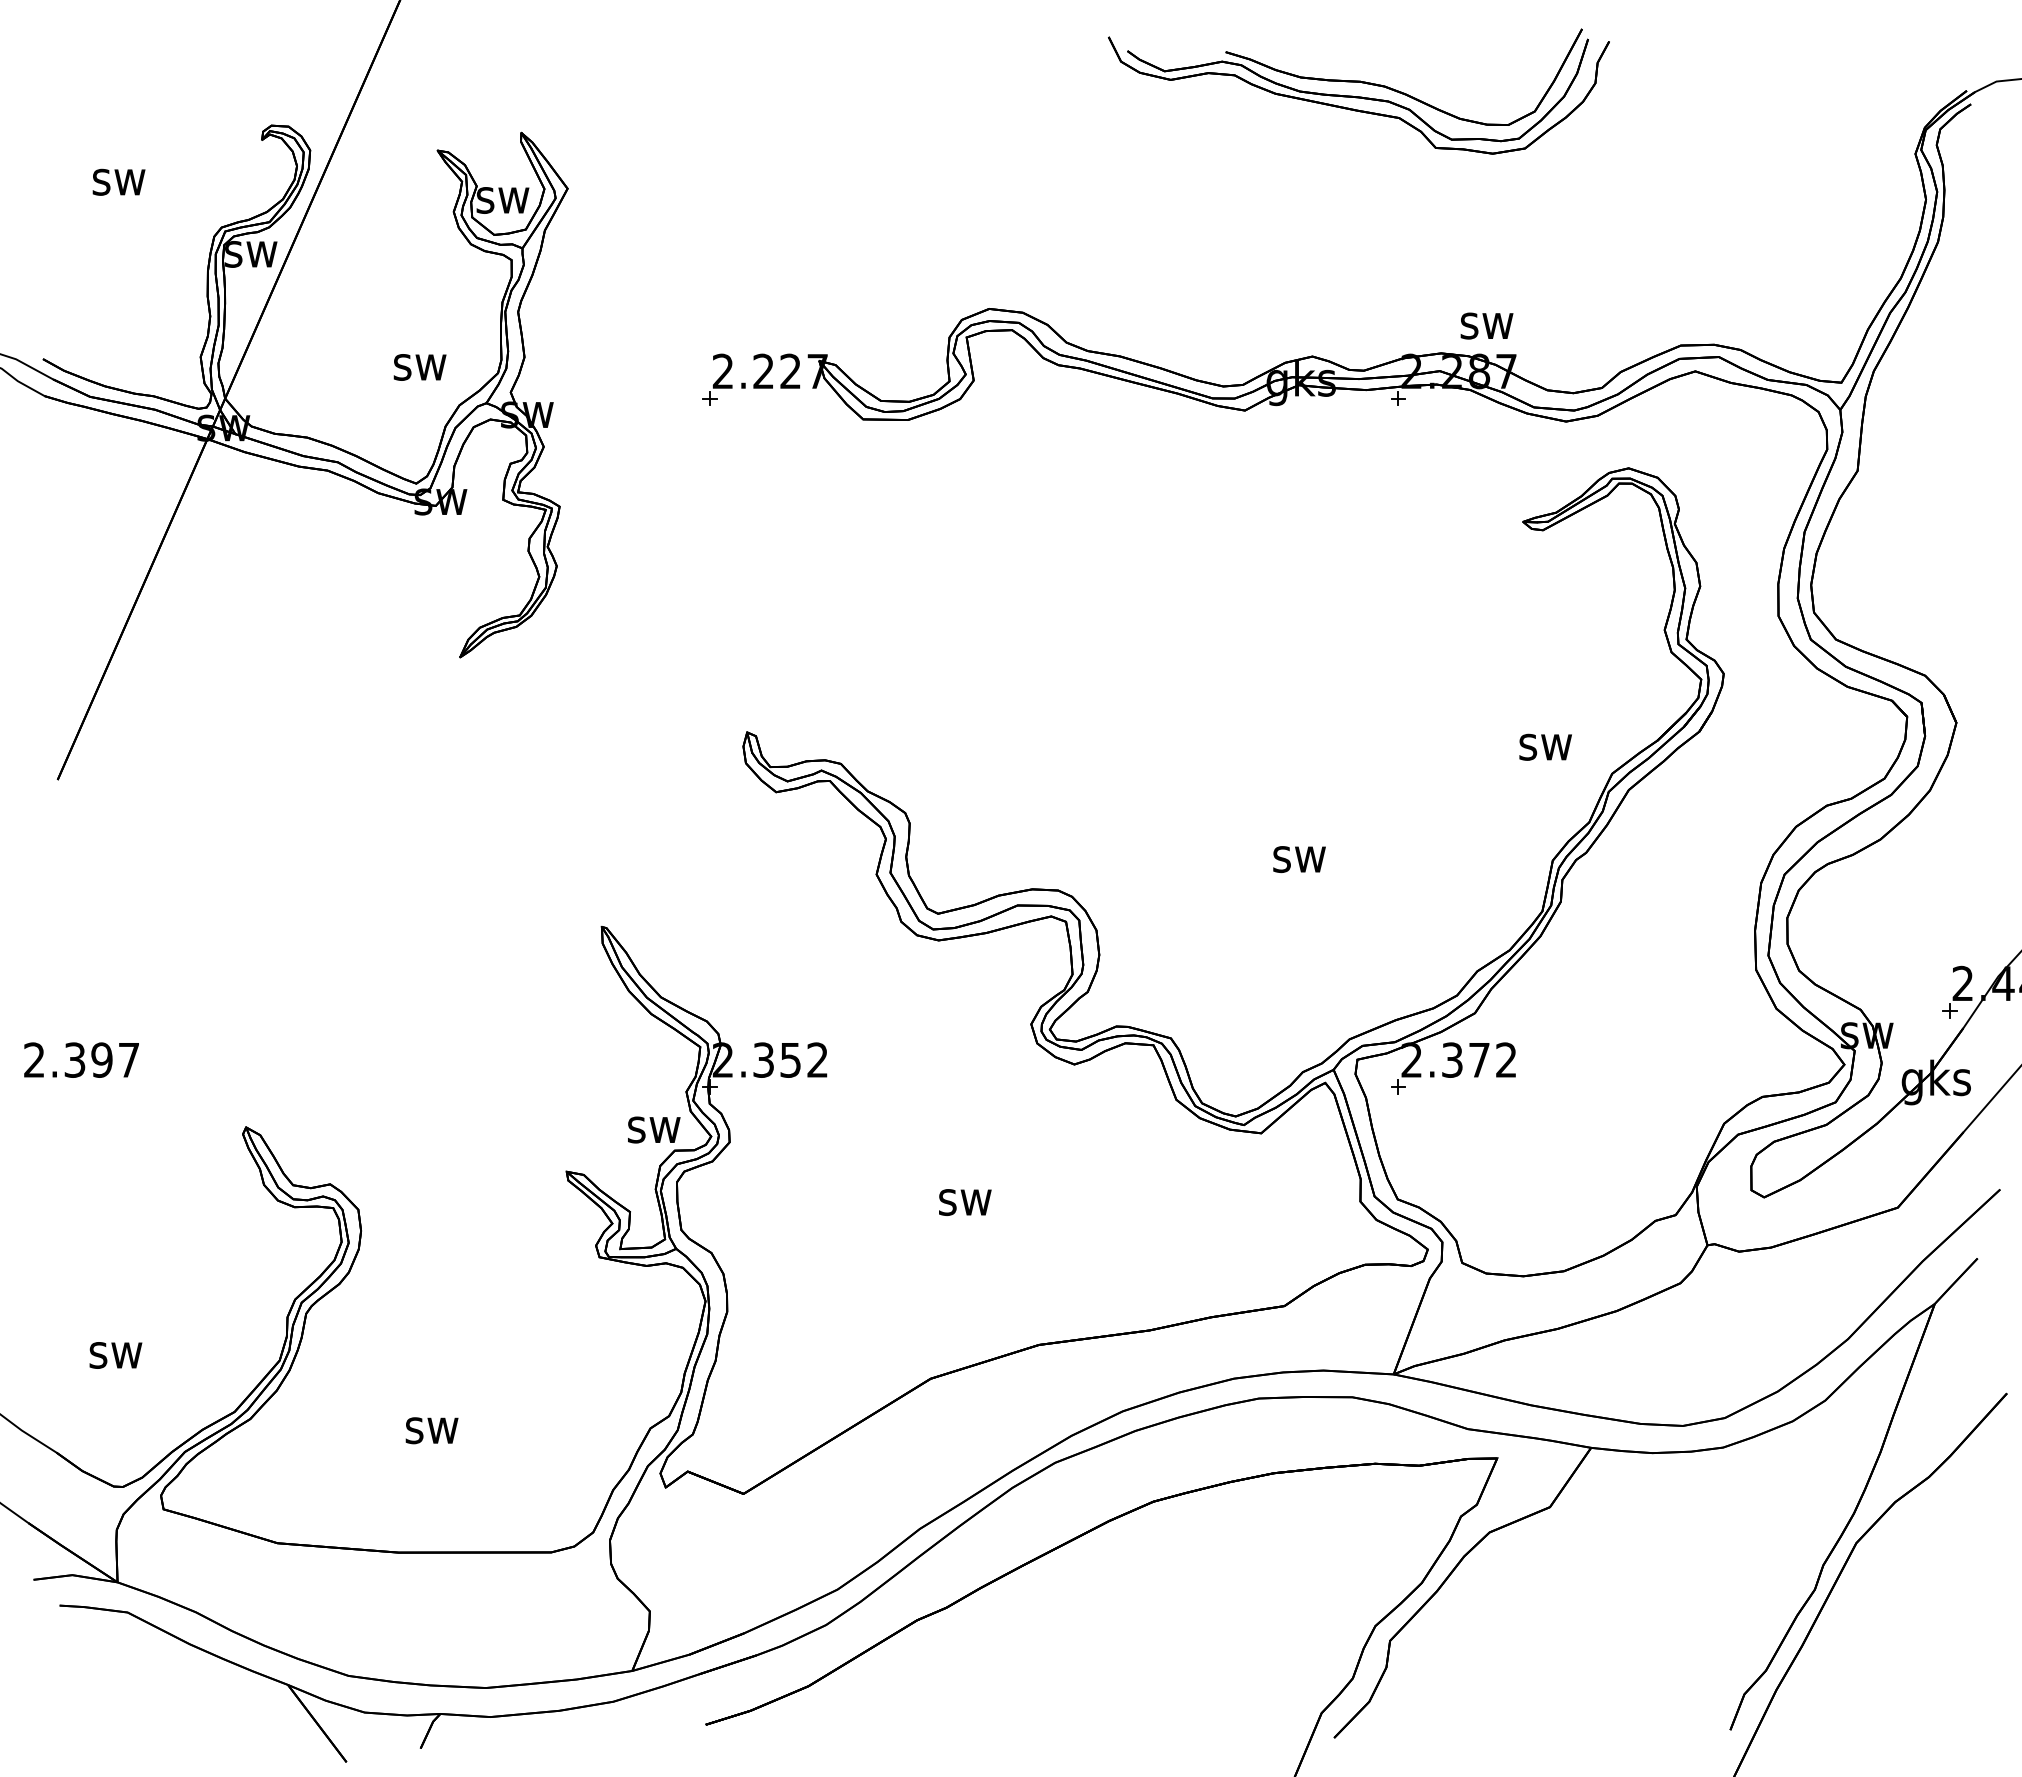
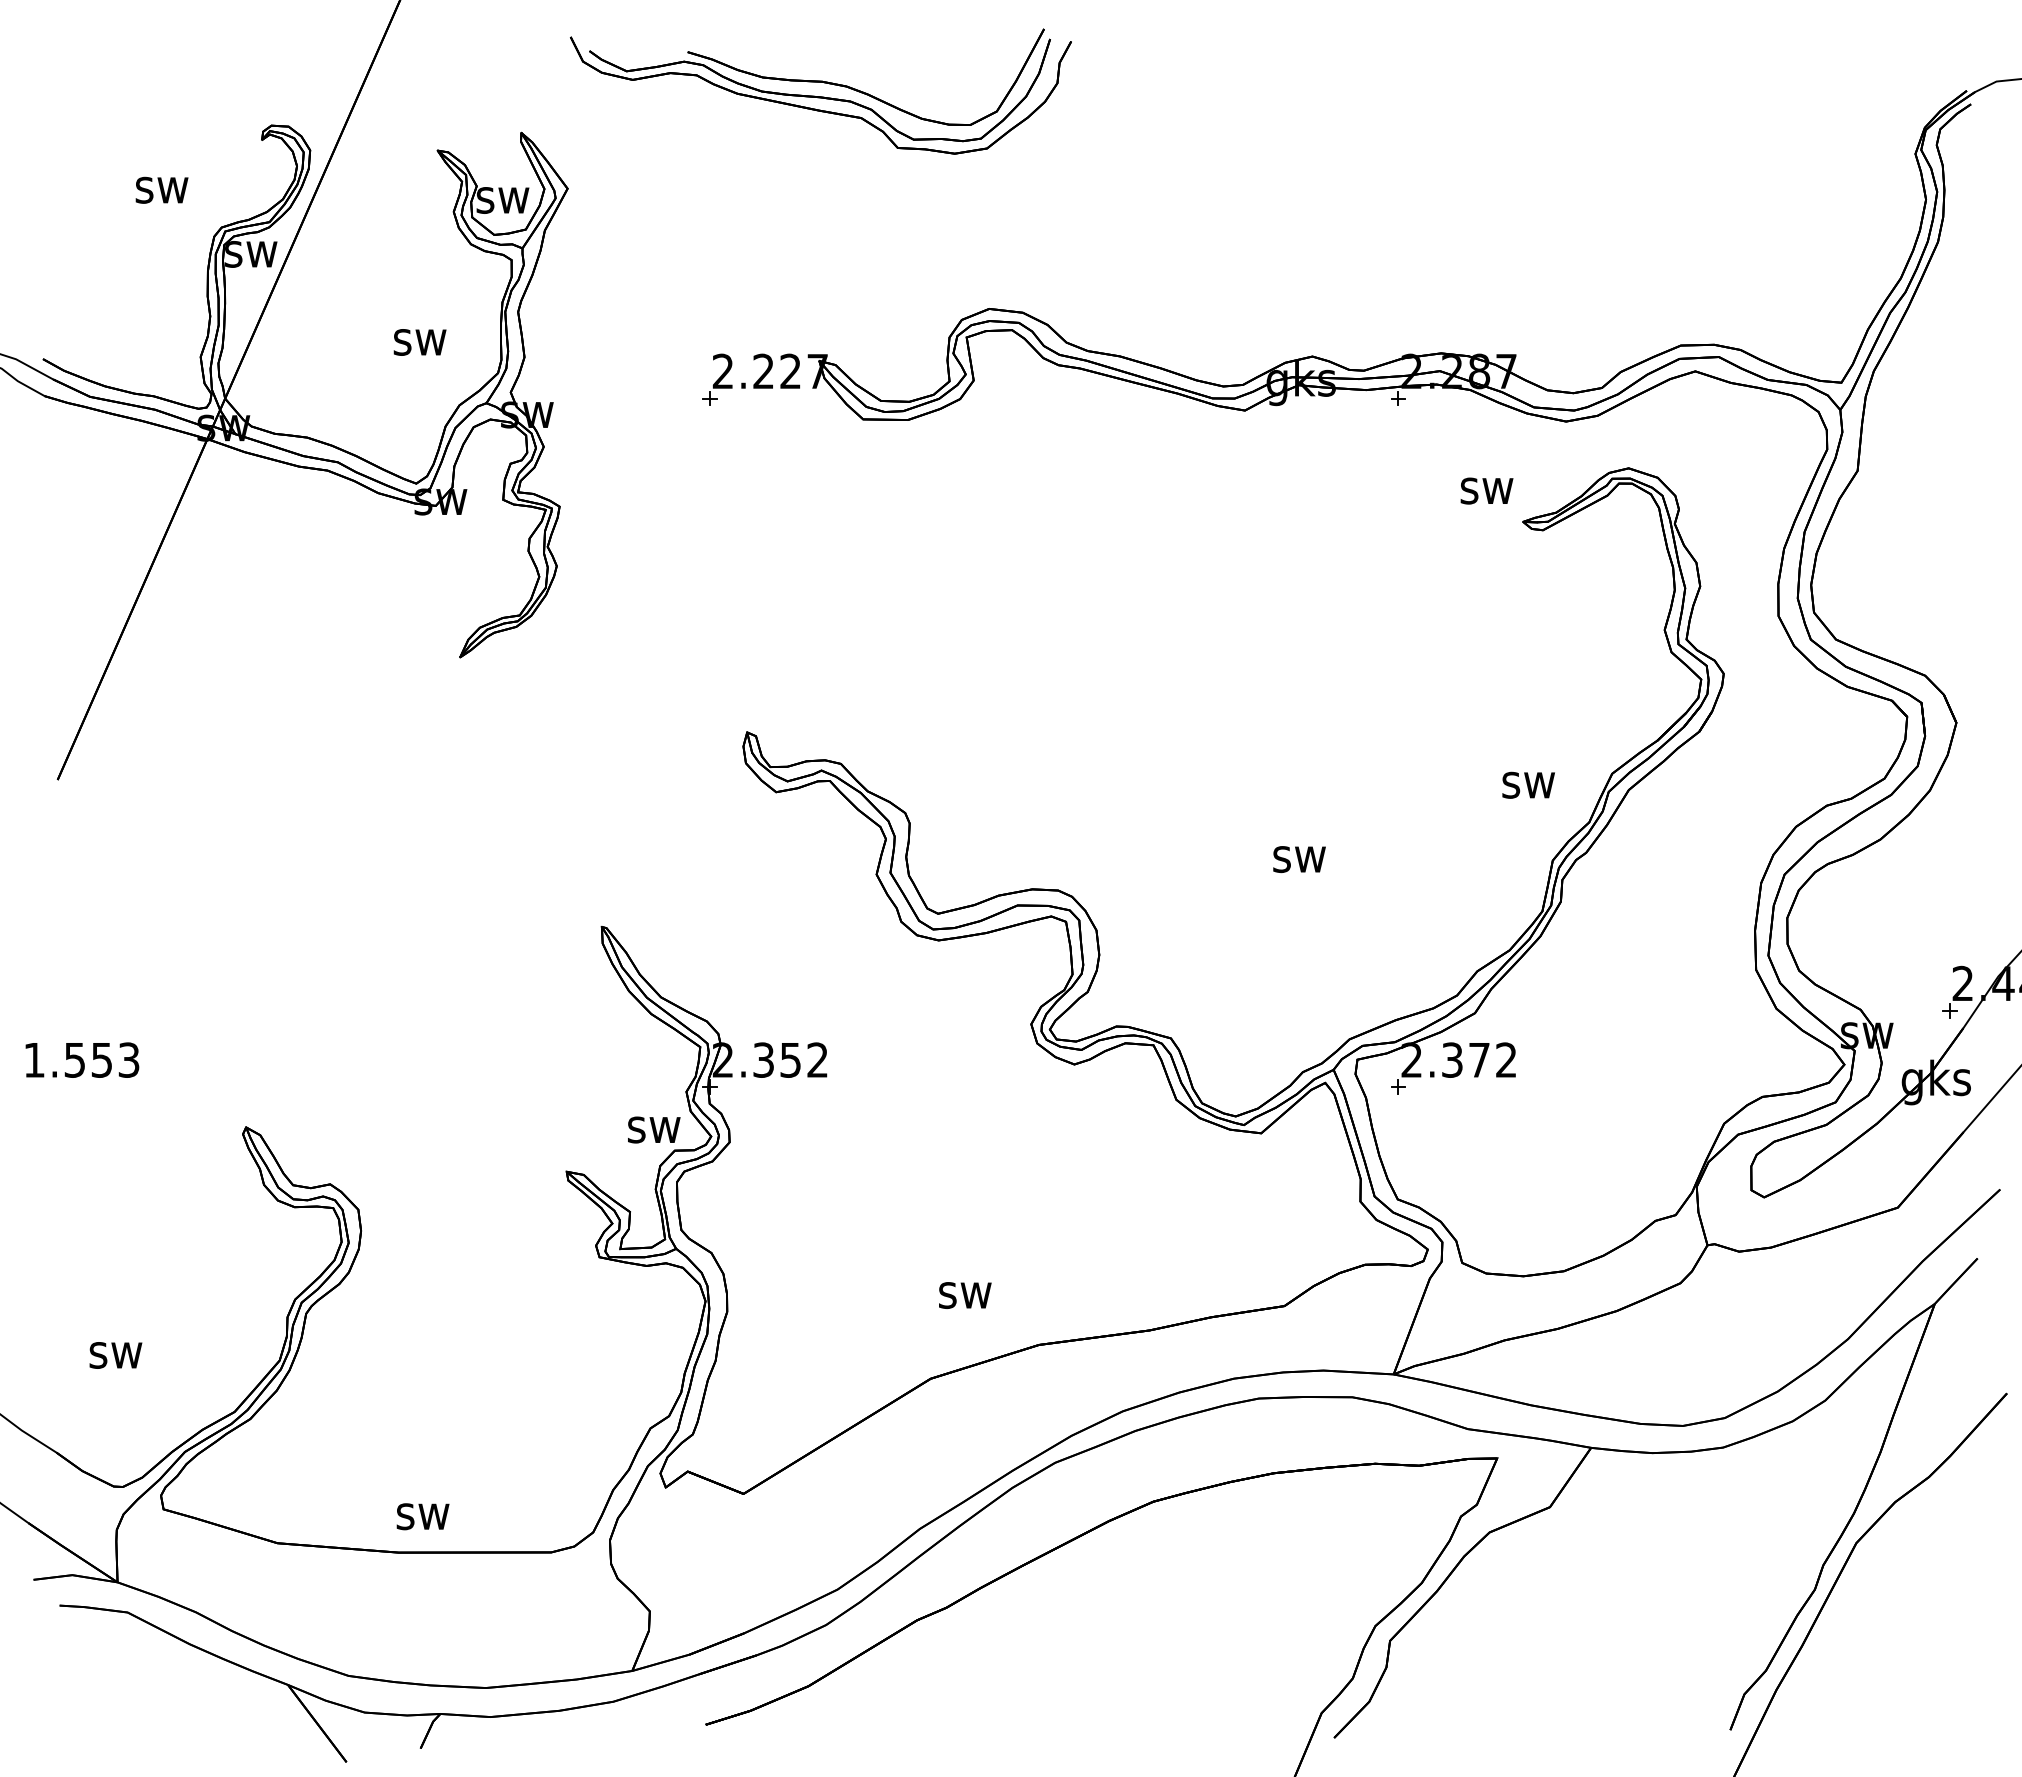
part position: (1358, 91) -> (820, 91) (820, 91)
text position: (118, 181) -> (161, 189) (161, 189)
text position: (1486, 325) -> (1486, 490) (1486, 490)
text position: (419, 367) -> (419, 342) (419, 342)
text position: (1545, 746) -> (1528, 784) (1528, 784)
text: 2.397 -> 1.553 (81, 1059)
text position: (965, 1202) -> (965, 1295) (965, 1295)
text position: (431, 1430) -> (422, 1516) (422, 1516)
